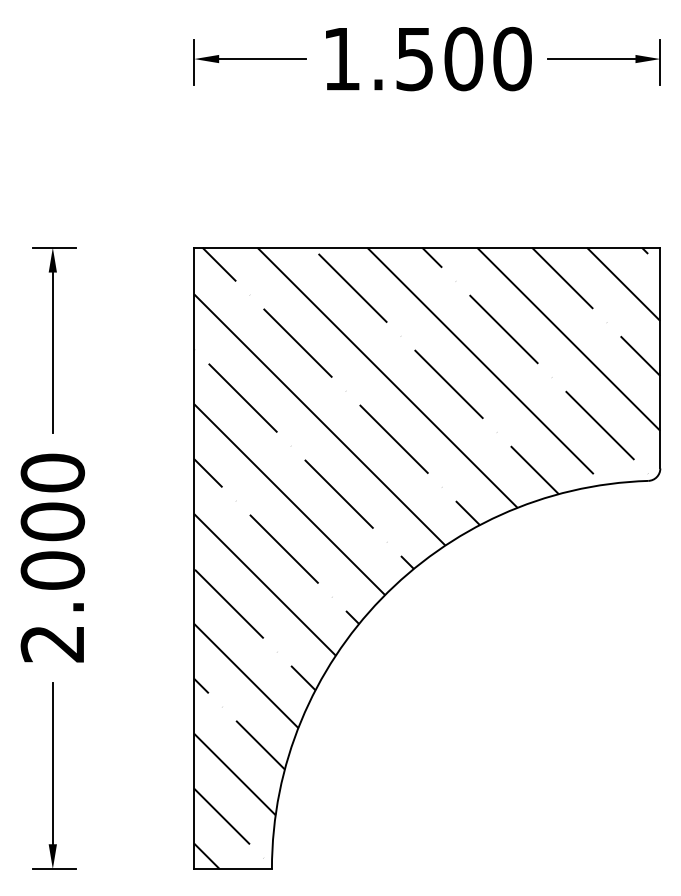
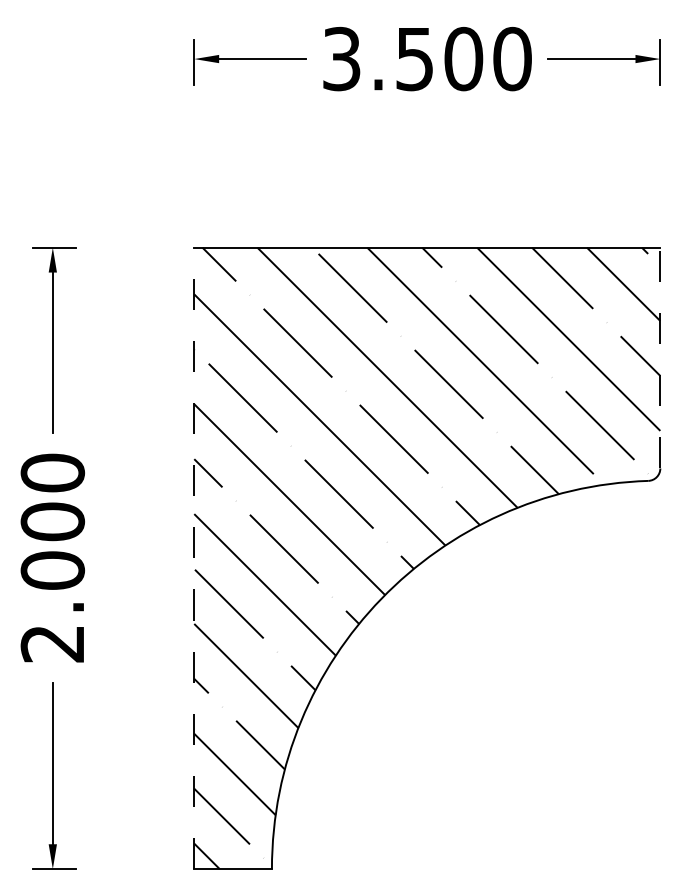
text: 1.500 -> 3.500 (341, 58)
line: solid -> dashed (660, 357)
line: solid -> dashed (194, 558)
